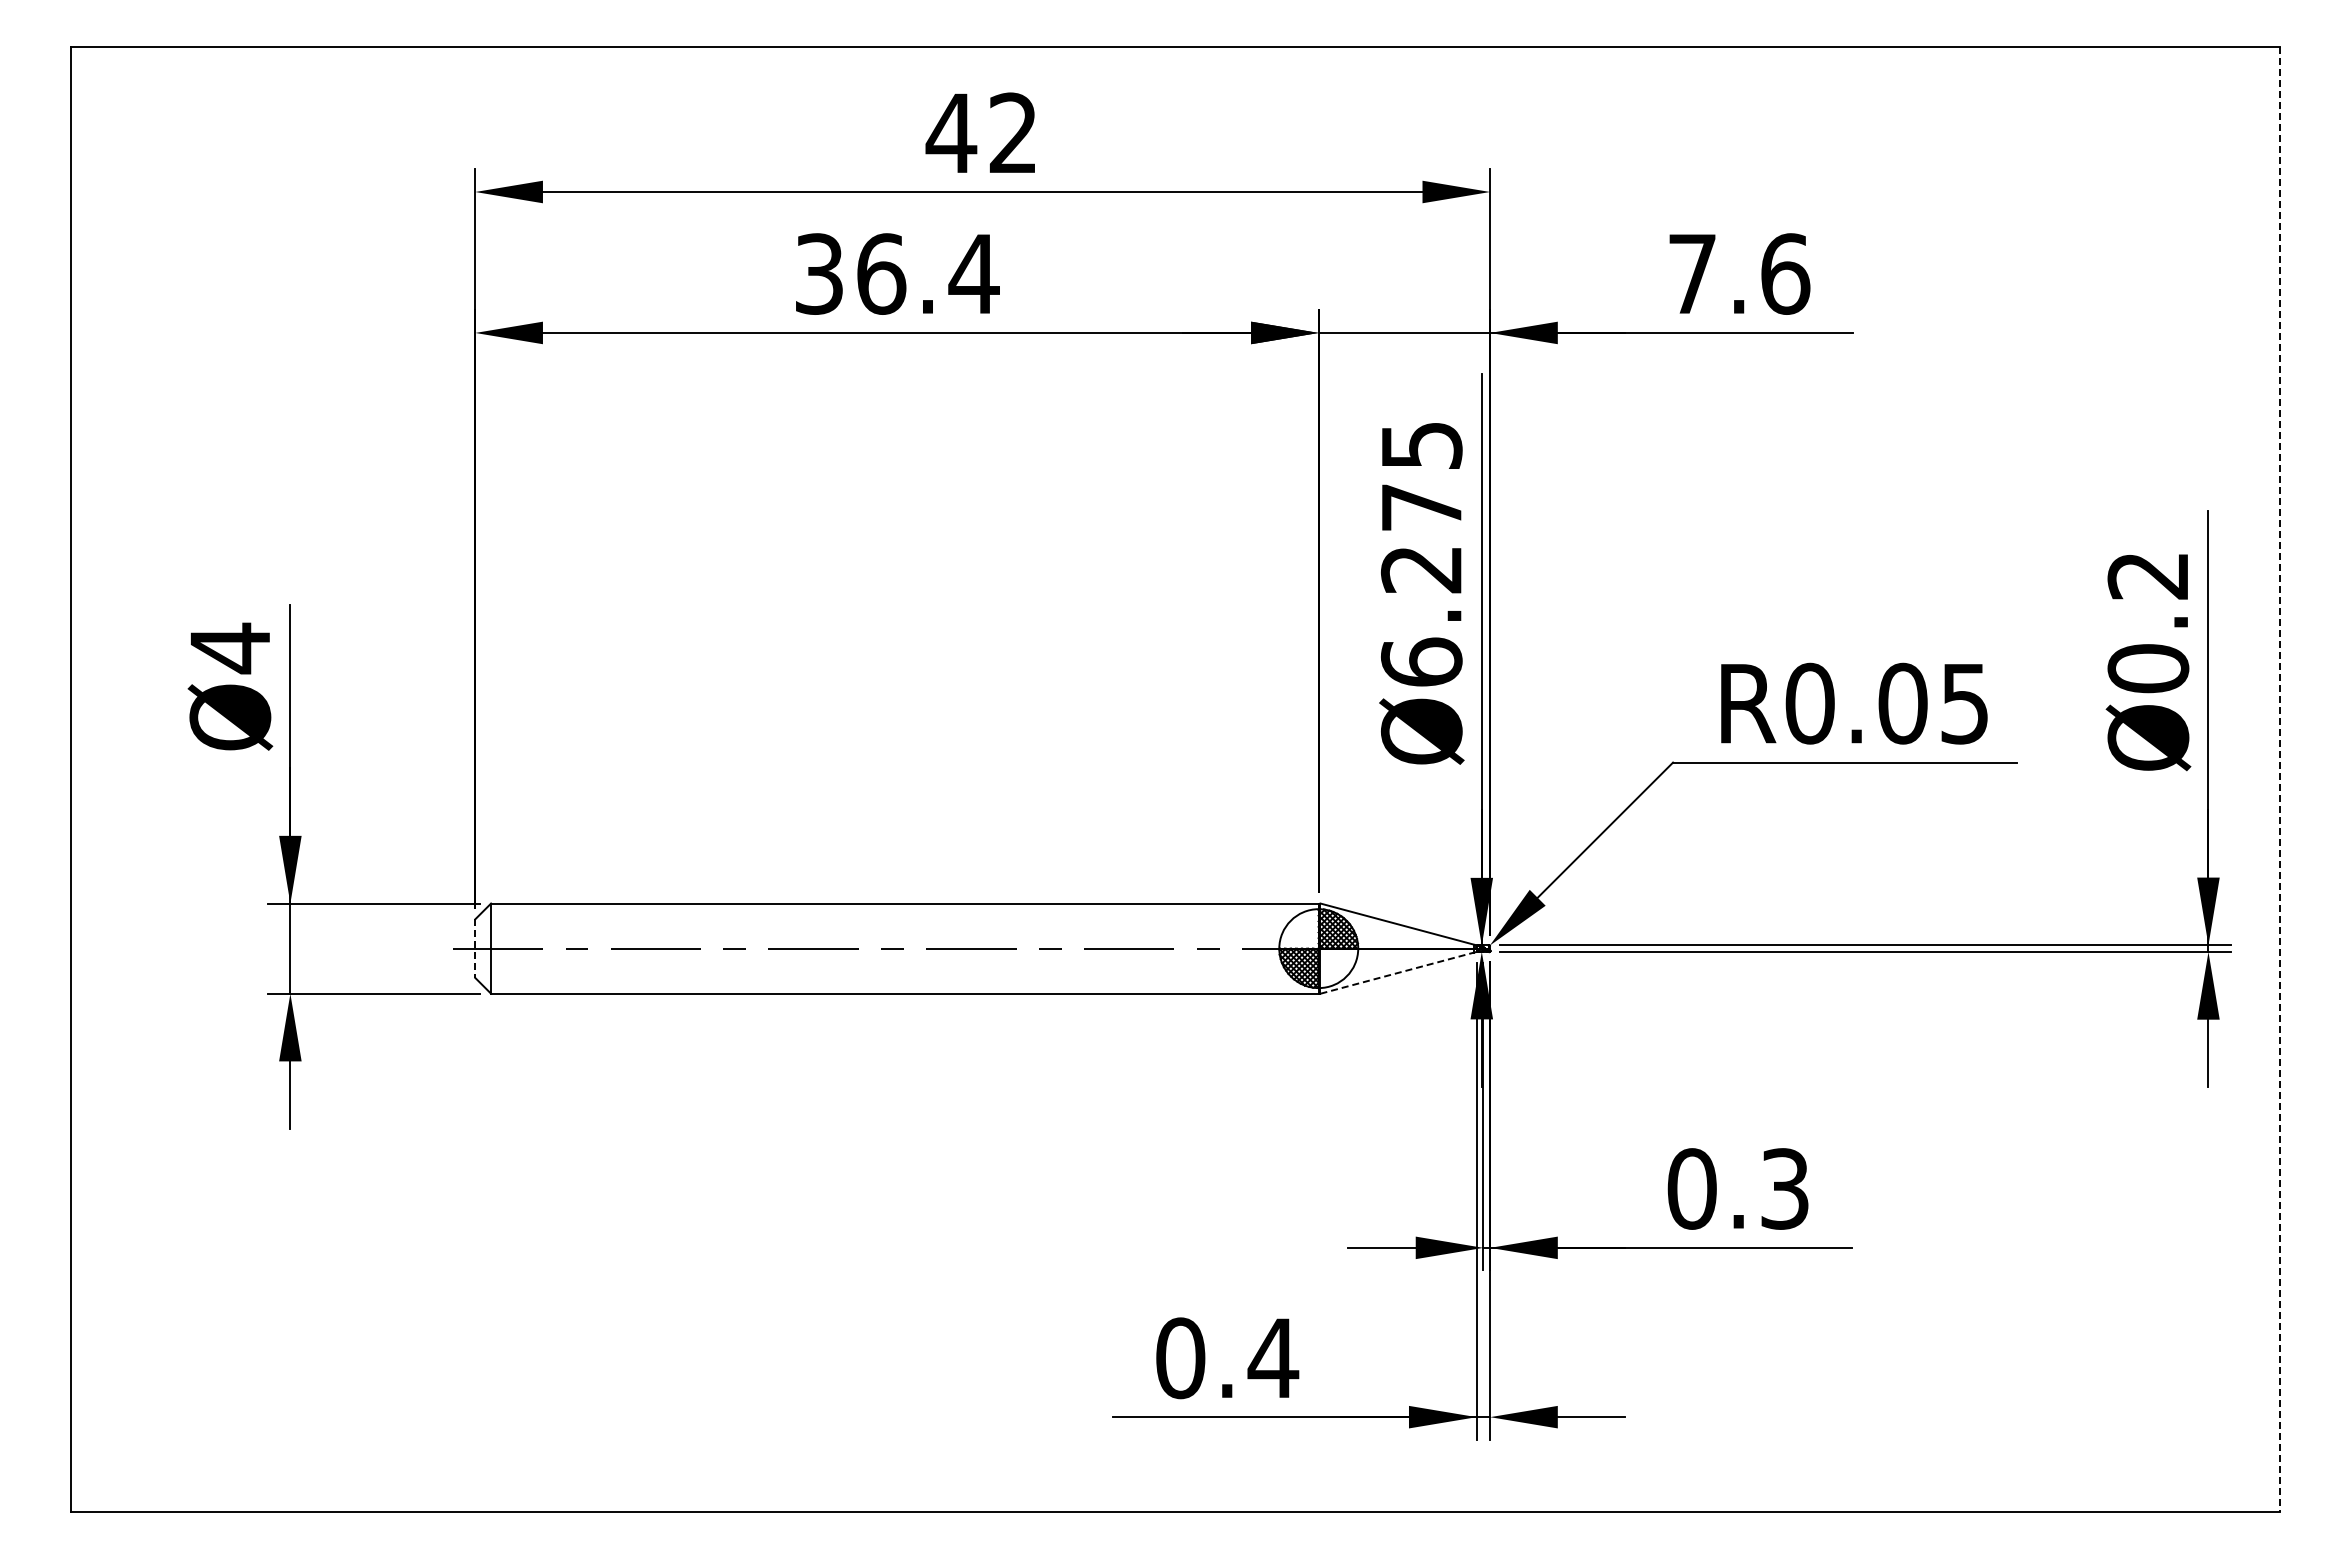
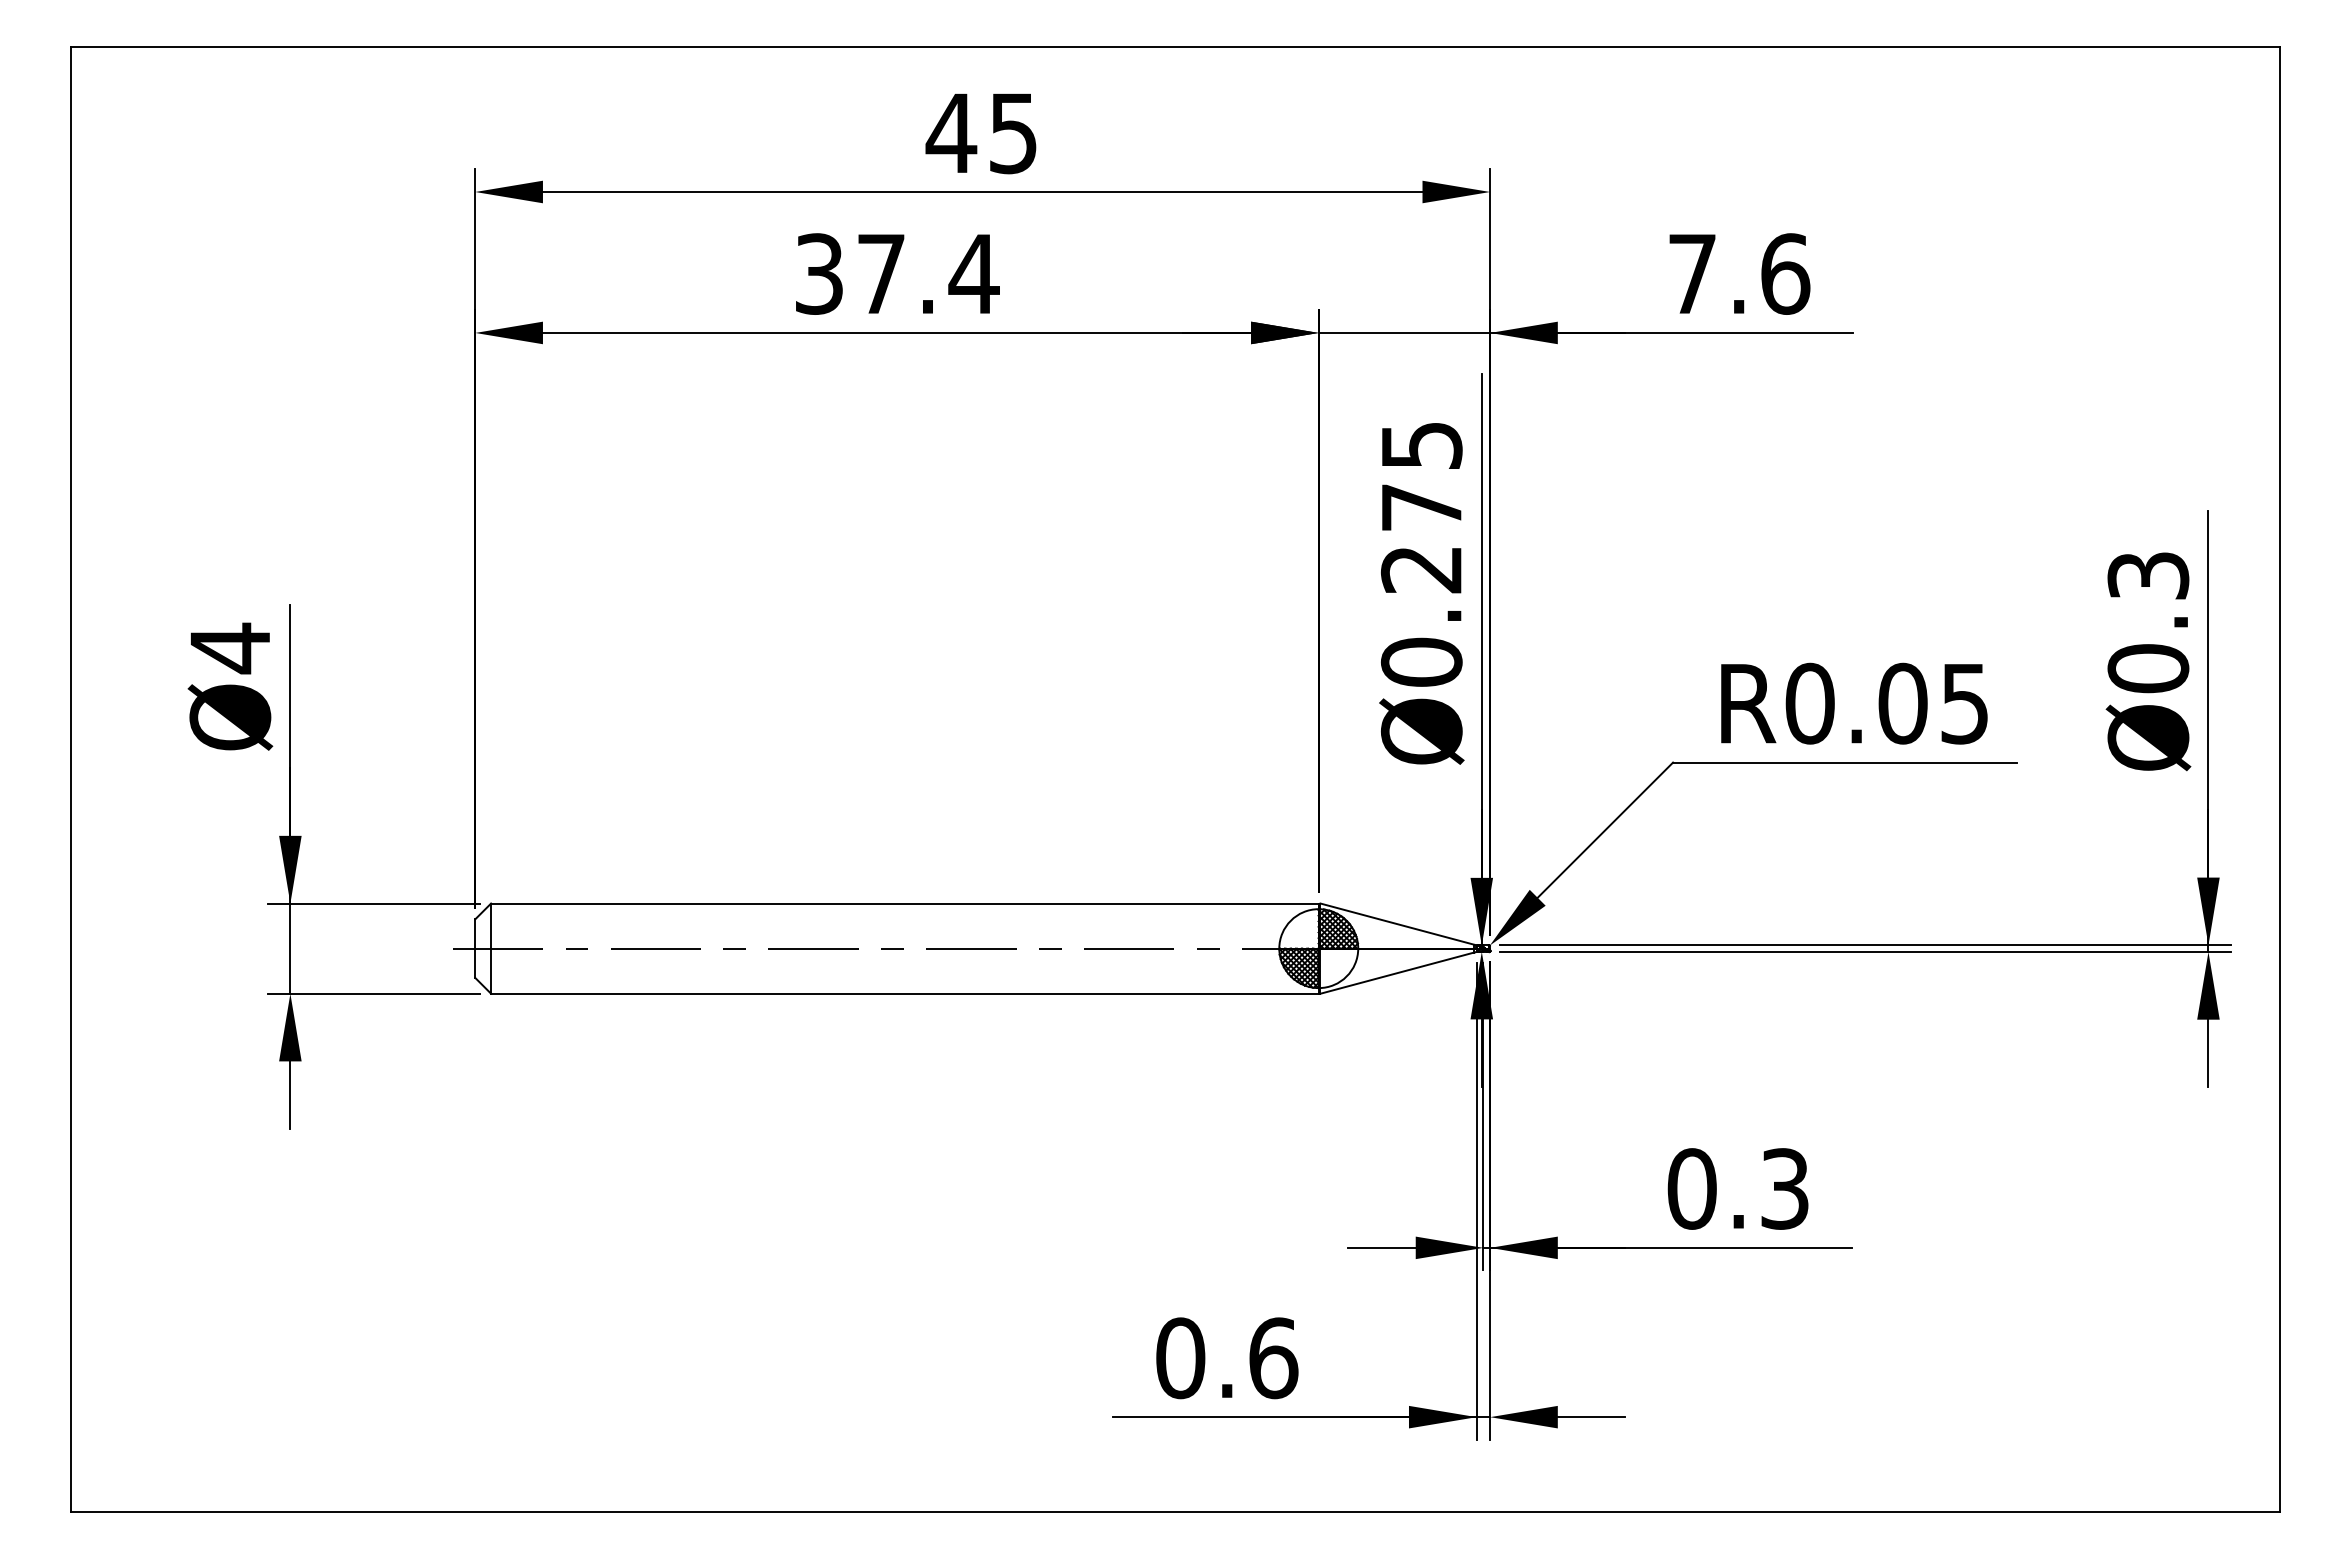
text: 42 -> 45 (1012, 133)
text: 36.4 -> 37.4 (881, 273)
text: Ø0.2 -> Ø0.3 (2148, 575)
text: Ø6.275 -> Ø0.275 (1421, 661)
line: dashed -> solid (2279, 779)
line: dashed -> solid (475, 949)
line: dashed -> solid (1397, 973)
text: 0.4 -> 0.6 (1273, 1358)
